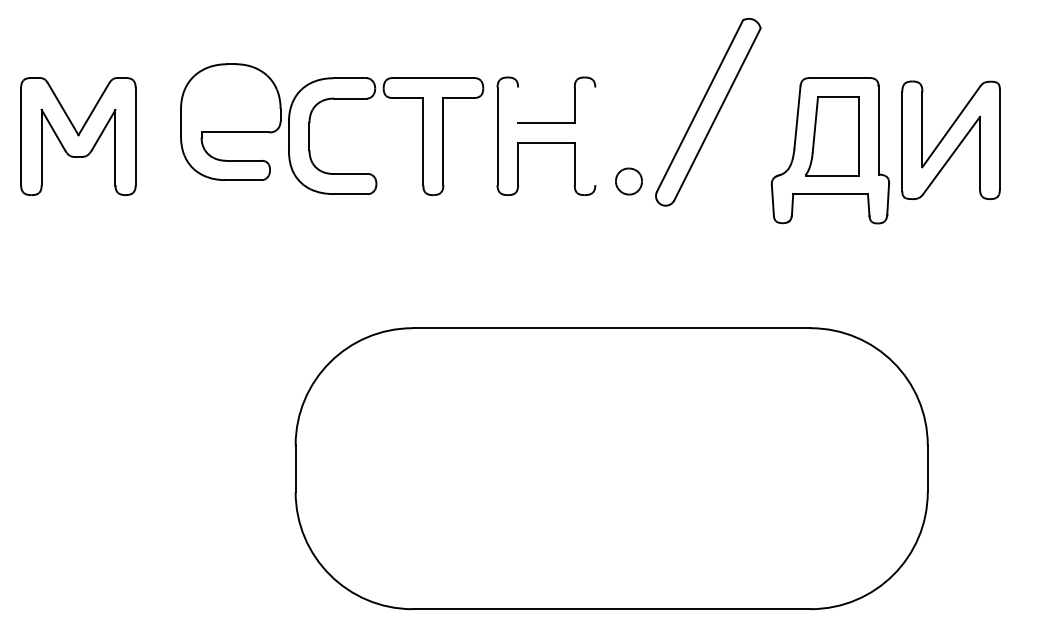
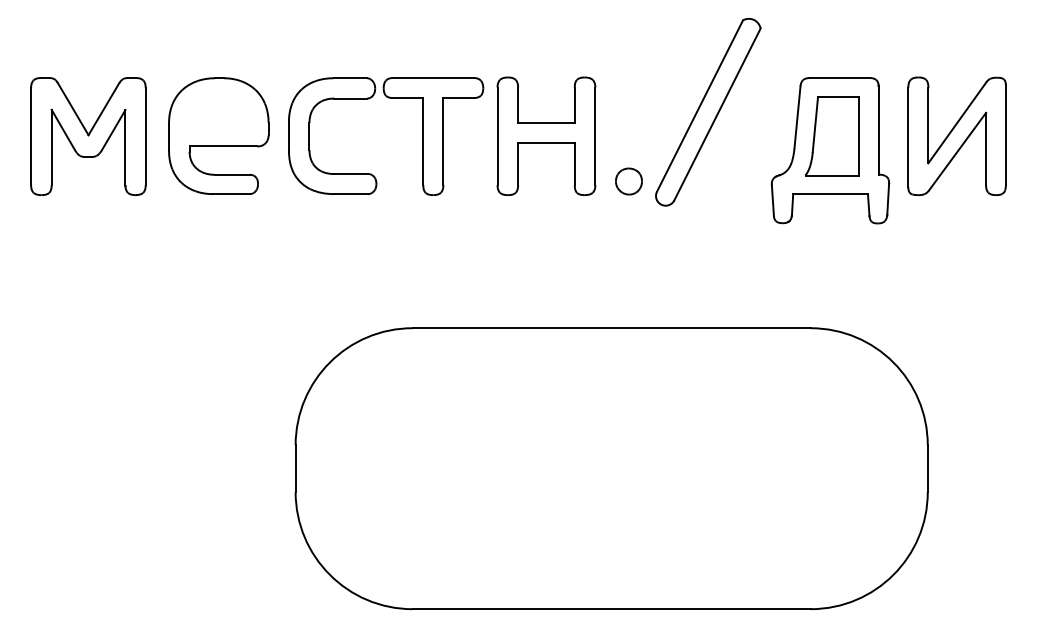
line: none -> present (518, 105)
part position: (230, 121) -> (218, 135) (218, 135)
part position: (78, 136) -> (88, 136) (88, 136)
line: none -> present (595, 136)
part position: (950, 139) -> (956, 135) (956, 135)
